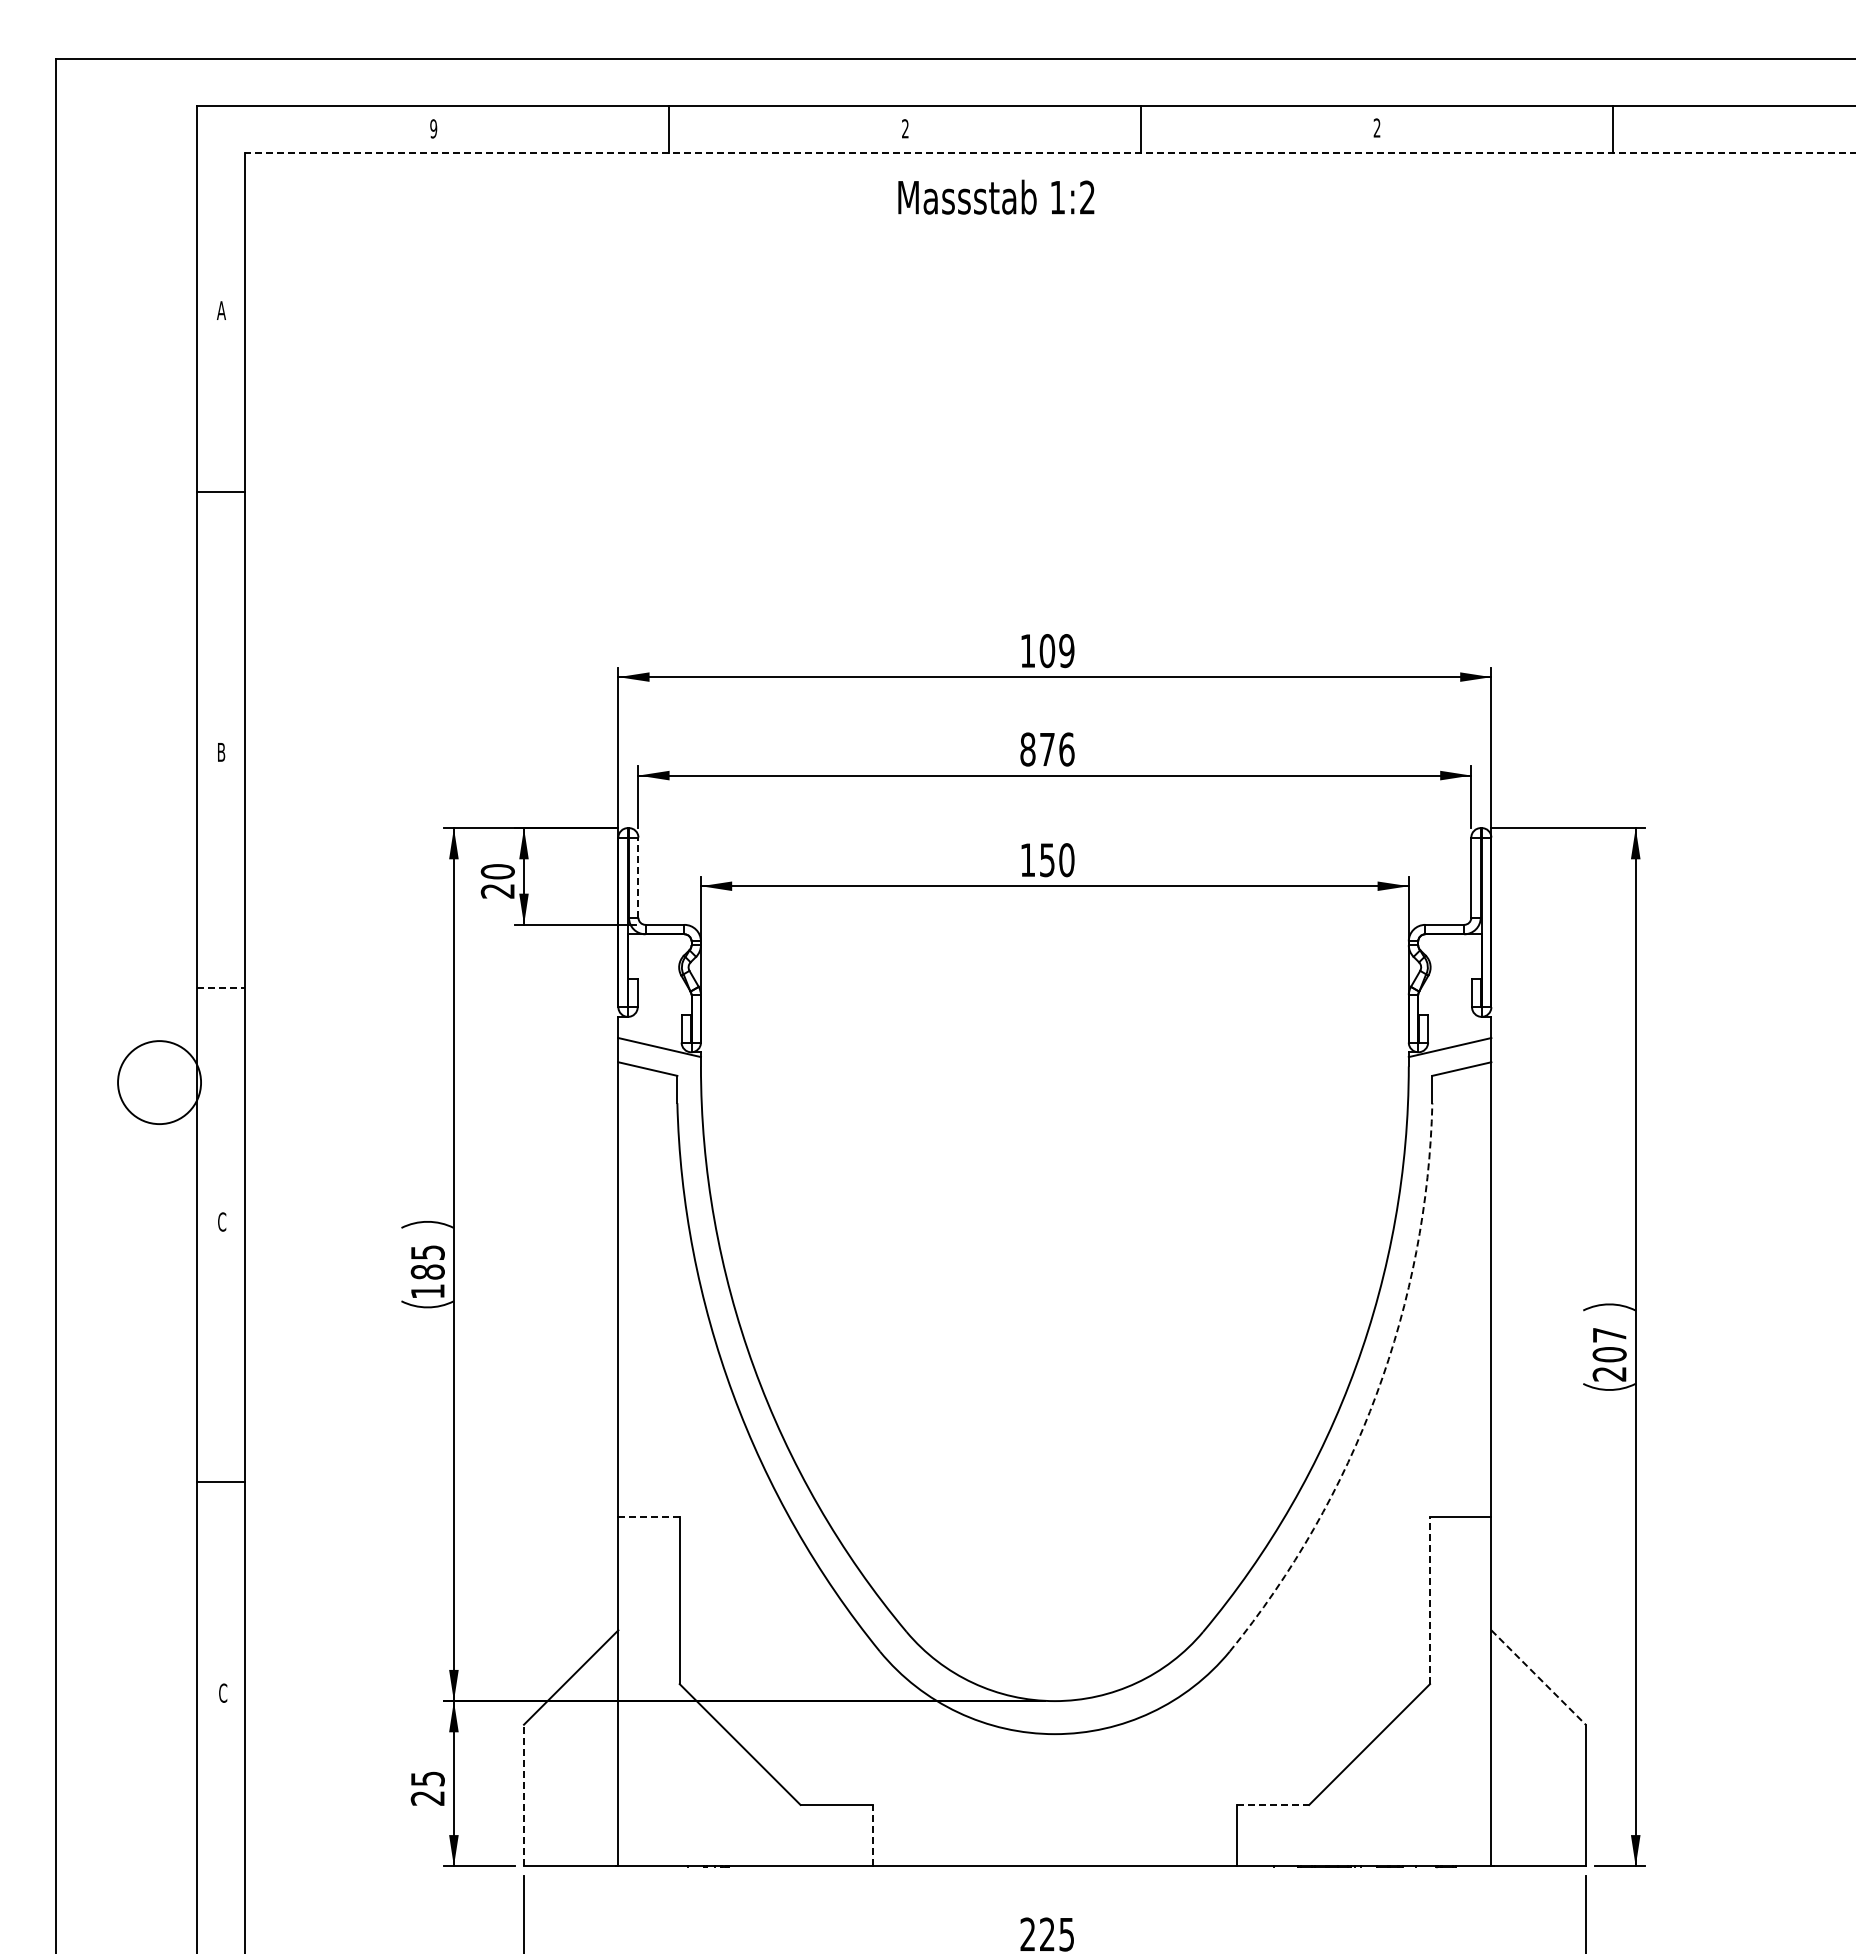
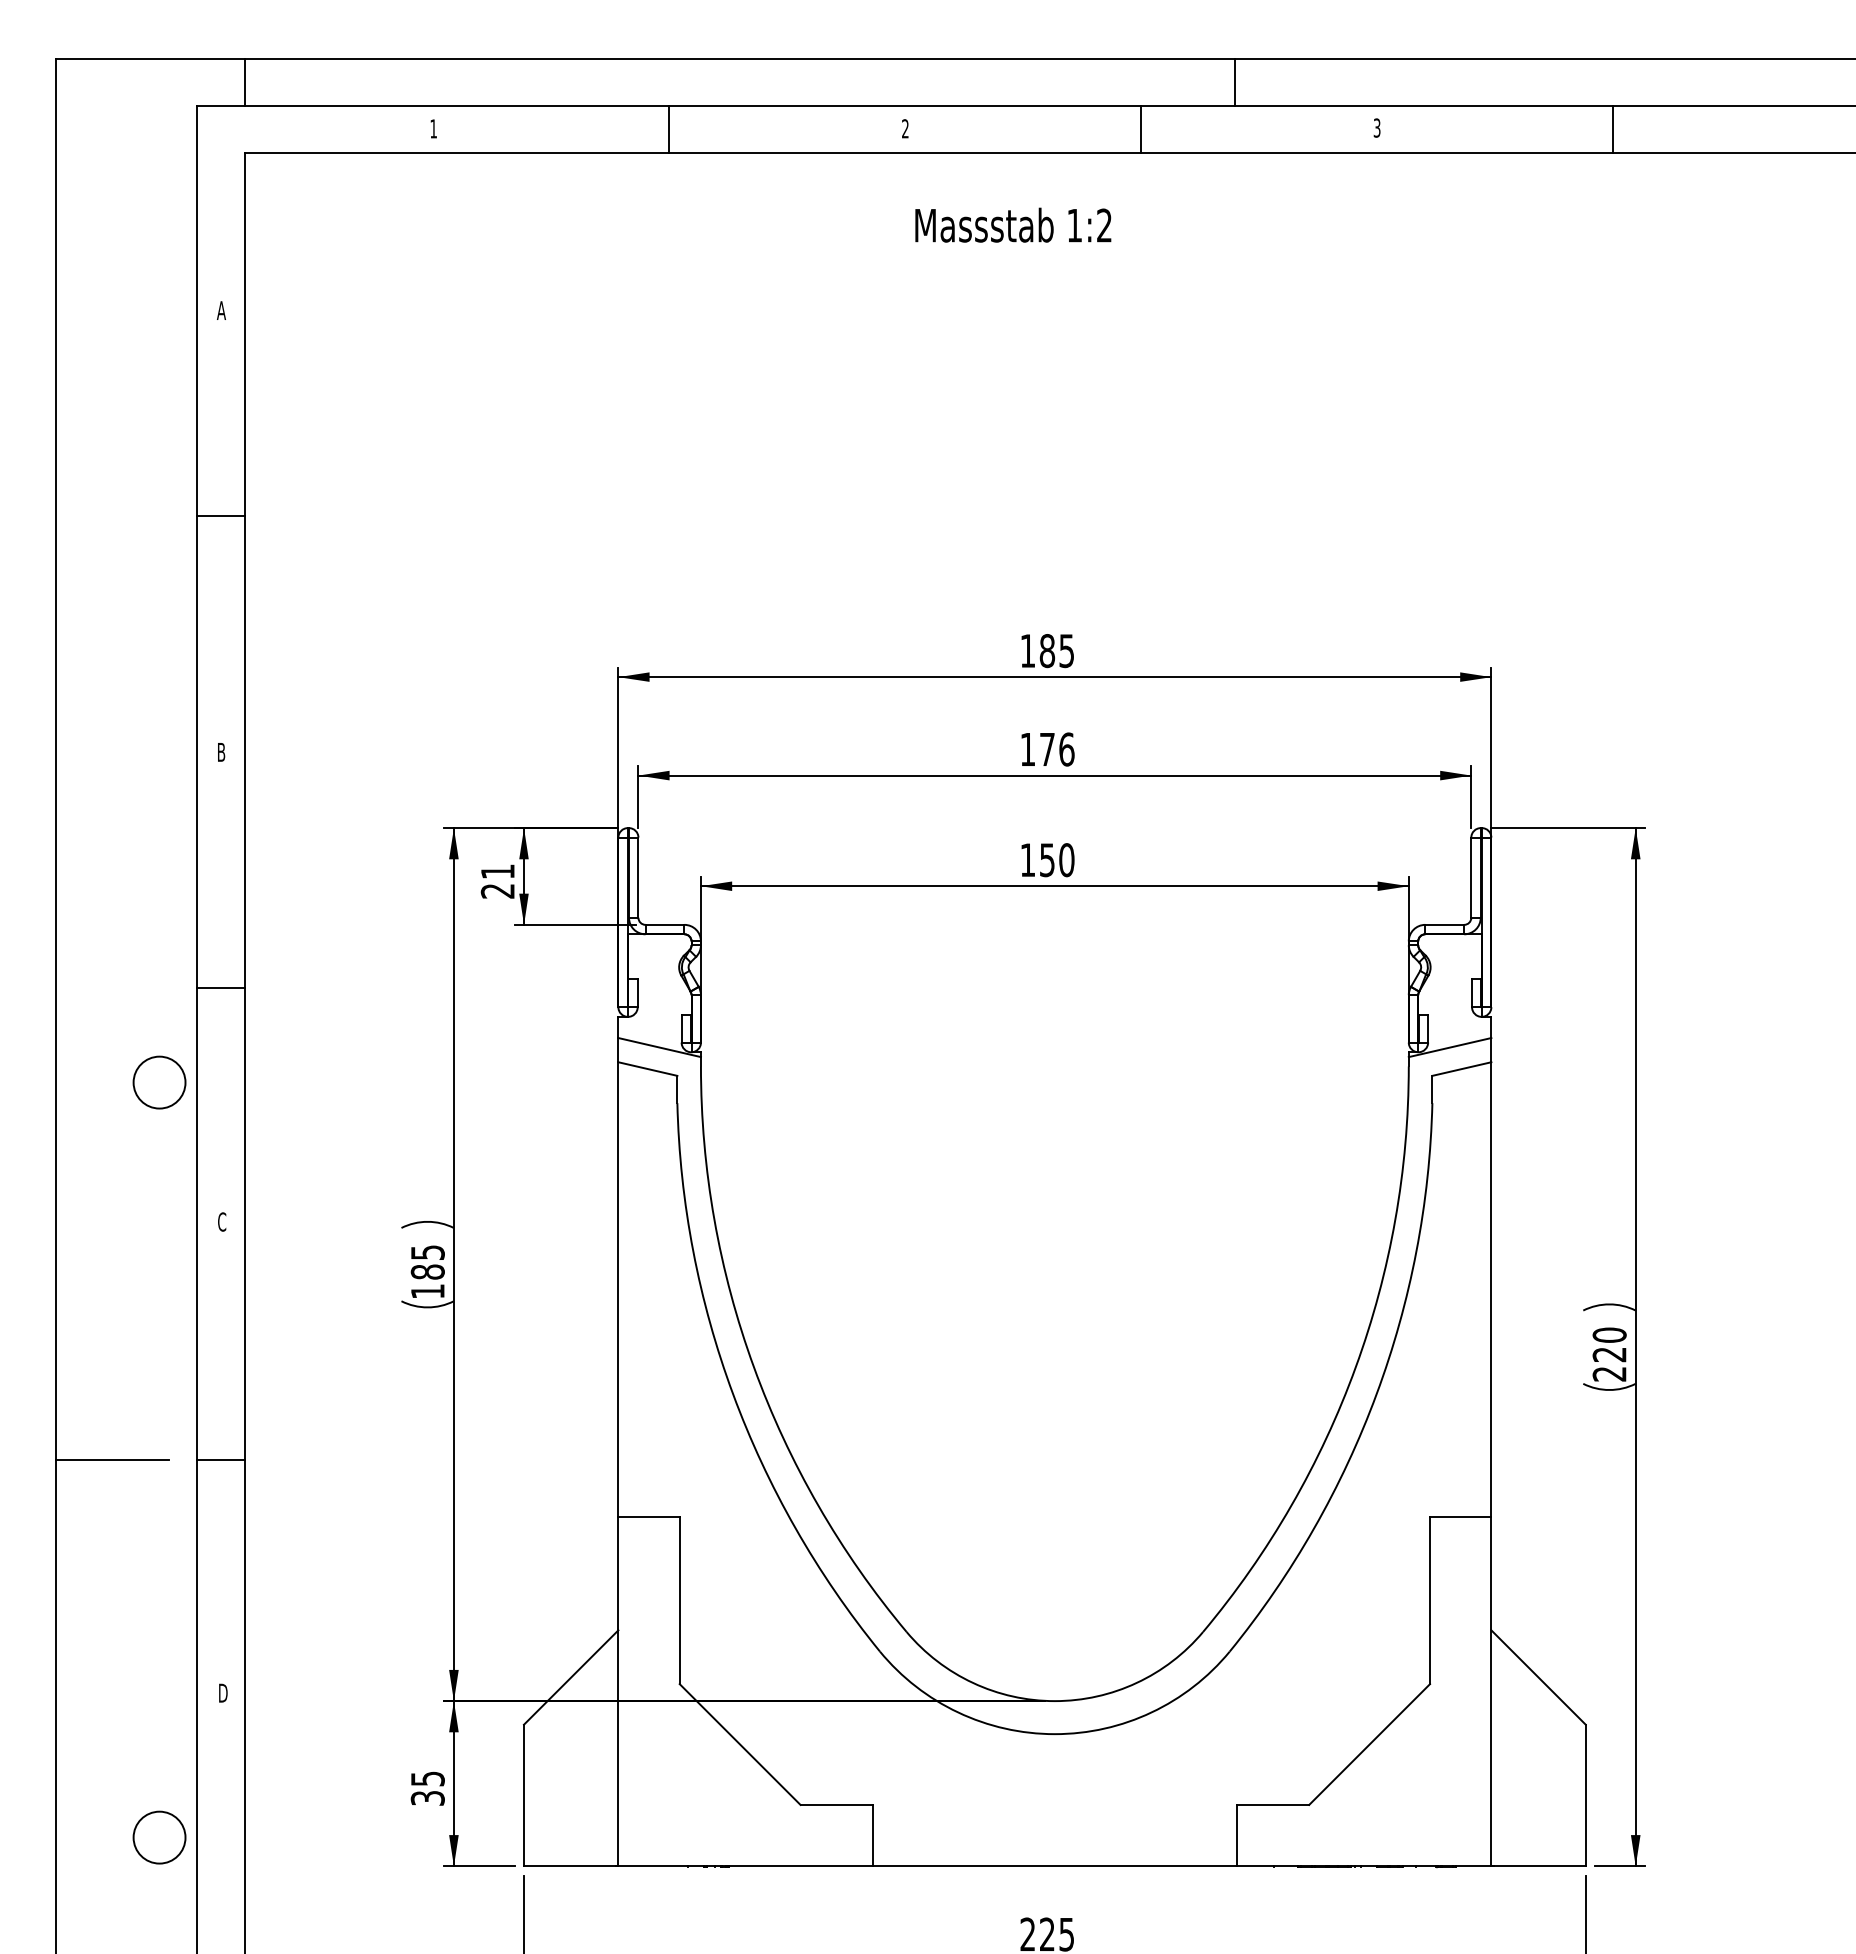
line: none -> present (244, 81)
line: none -> present (1235, 81)
text: 9 -> 1 (433, 128)
text: 2 -> 3 (1376, 128)
line: dashed -> solid (1049, 152)
text position: (996, 196) -> (1013, 224) (1013, 224)
line position: (220, 492) -> (220, 516) (220, 516)
text: 109 -> 185 (1056, 650)
text: 876 -> 176 (1027, 749)
text: 20 -> 21 (497, 871)
line: dashed -> solid (638, 877)
line: dashed -> solid (220, 988)
circle diameter: 83 px -> 52 px (159, 1082)
text: 207 -> 220 (1609, 1344)
arc: dashed -> solid (1376, 1394)
line: none -> present (112, 1460)
line position: (220, 1482) -> (220, 1460) (220, 1460)
line: dashed -> solid (649, 1517)
line: dashed -> solid (1430, 1600)
line: dashed -> solid (1538, 1677)
text: C -> D (223, 1692)
line: dashed -> solid (524, 1795)
text: 25 -> 35 (427, 1798)
line: dashed -> solid (1273, 1804)
line: dashed -> solid (873, 1835)
circle: none -> present (159, 1837)
